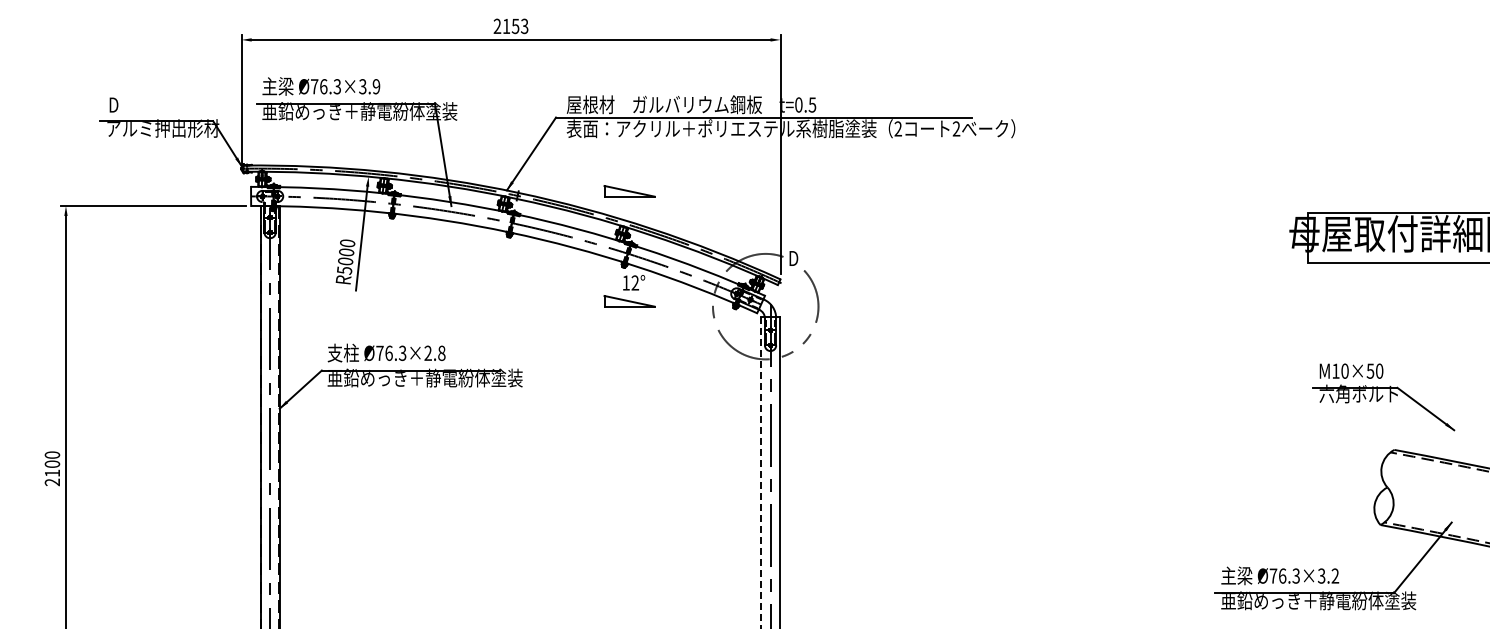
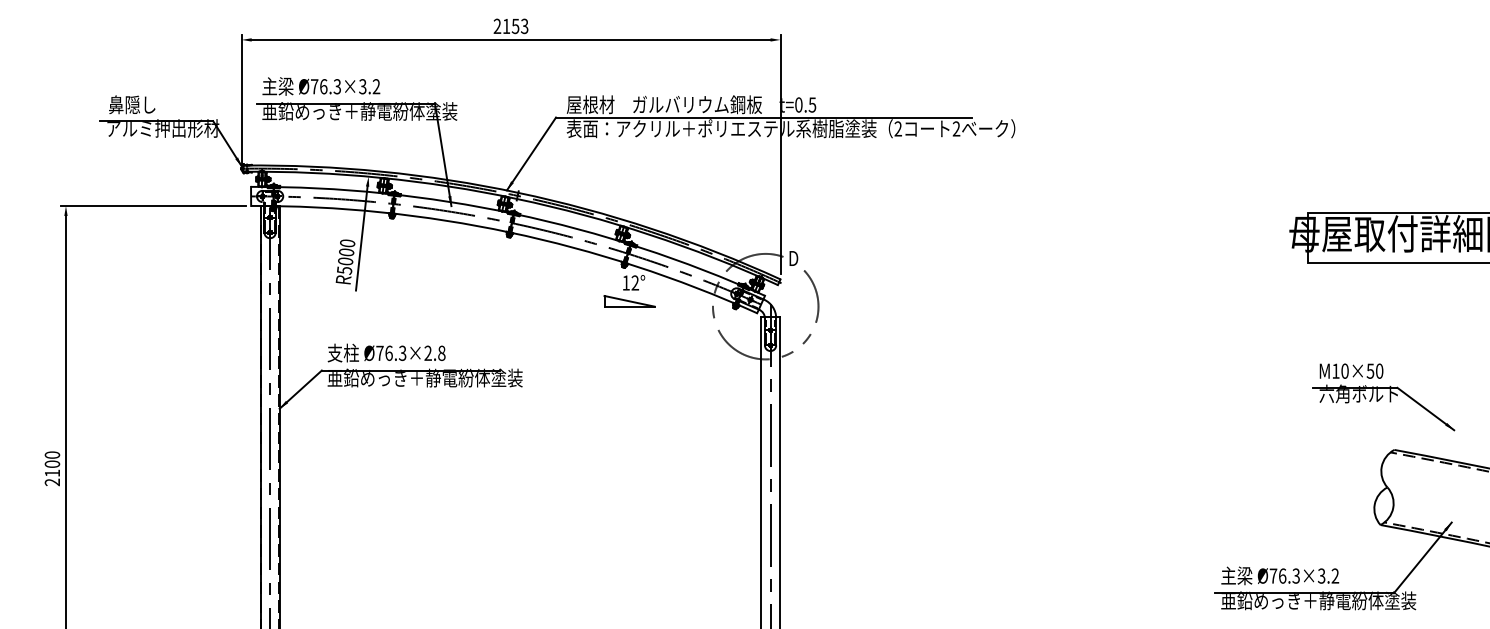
text: Ø76.3×3.9 -> Ø76.3×3.2 (376, 86)
text: D -> 鼻隠し (132, 104)
part: present -> none (629, 191)
line: dashed -> solid (761, 472)
